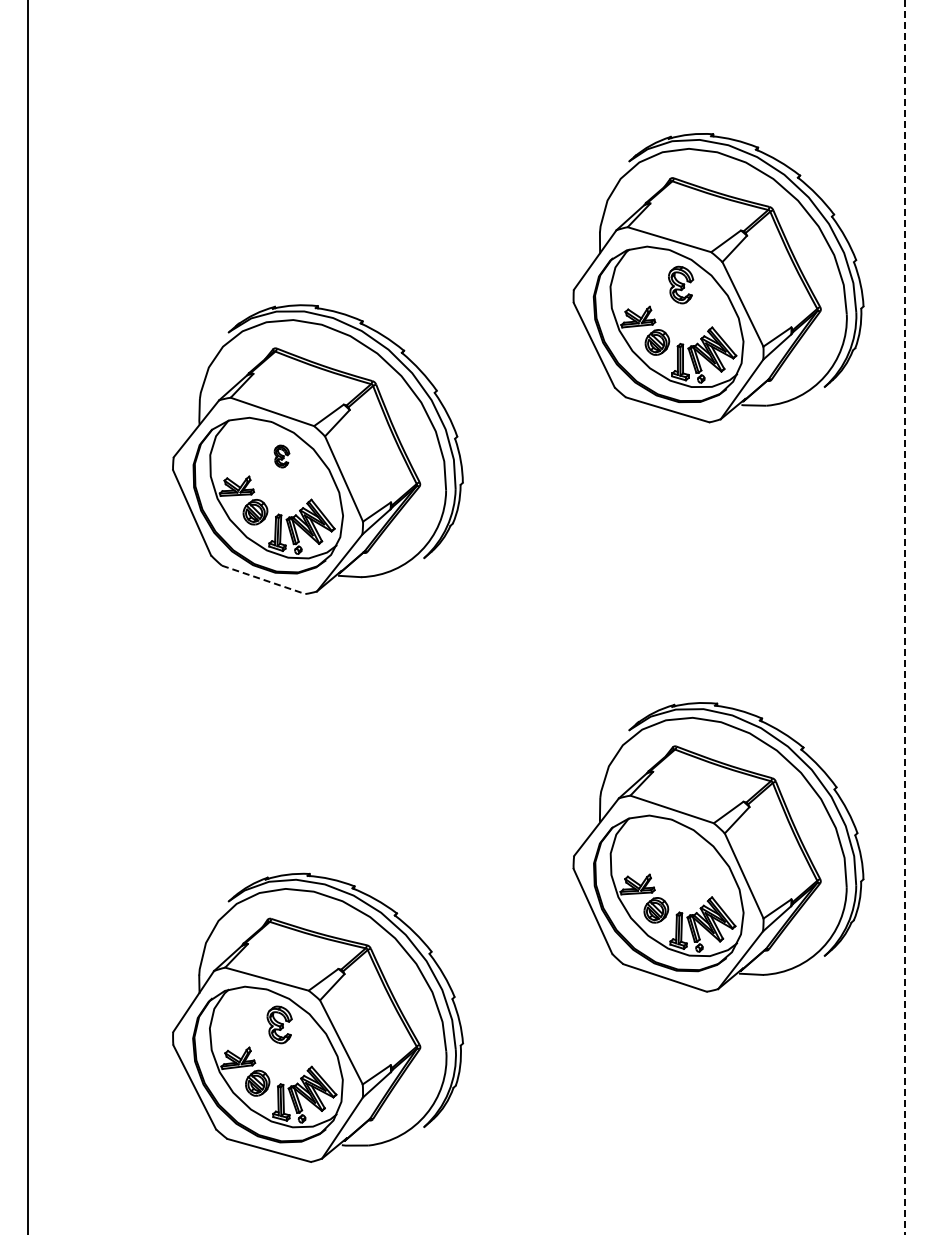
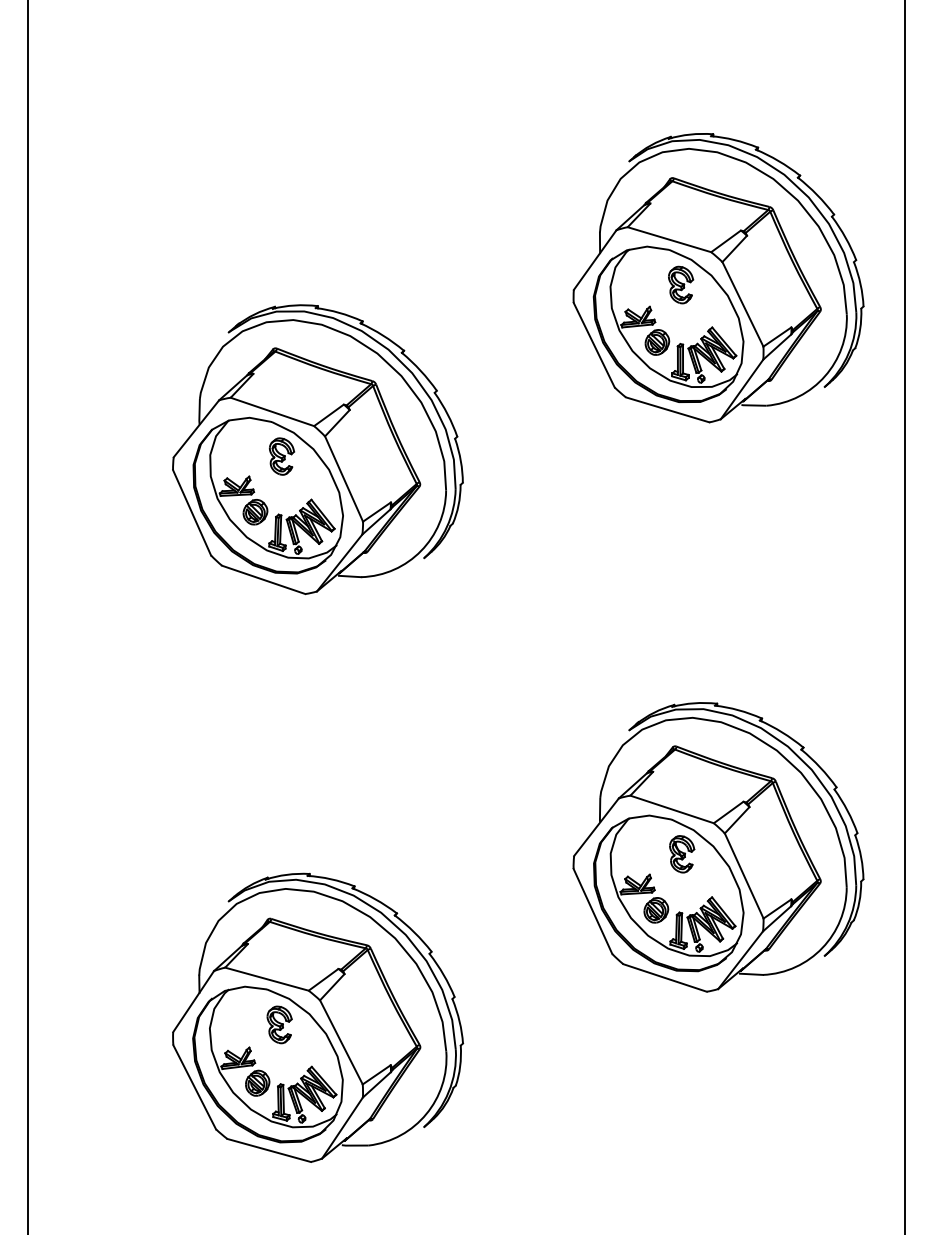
part size: 18x25 px -> 28x39 px (281, 456)
line: dashed -> solid (264, 580)
line: dashed -> solid (904, 617)
part: none -> present (682, 854)
